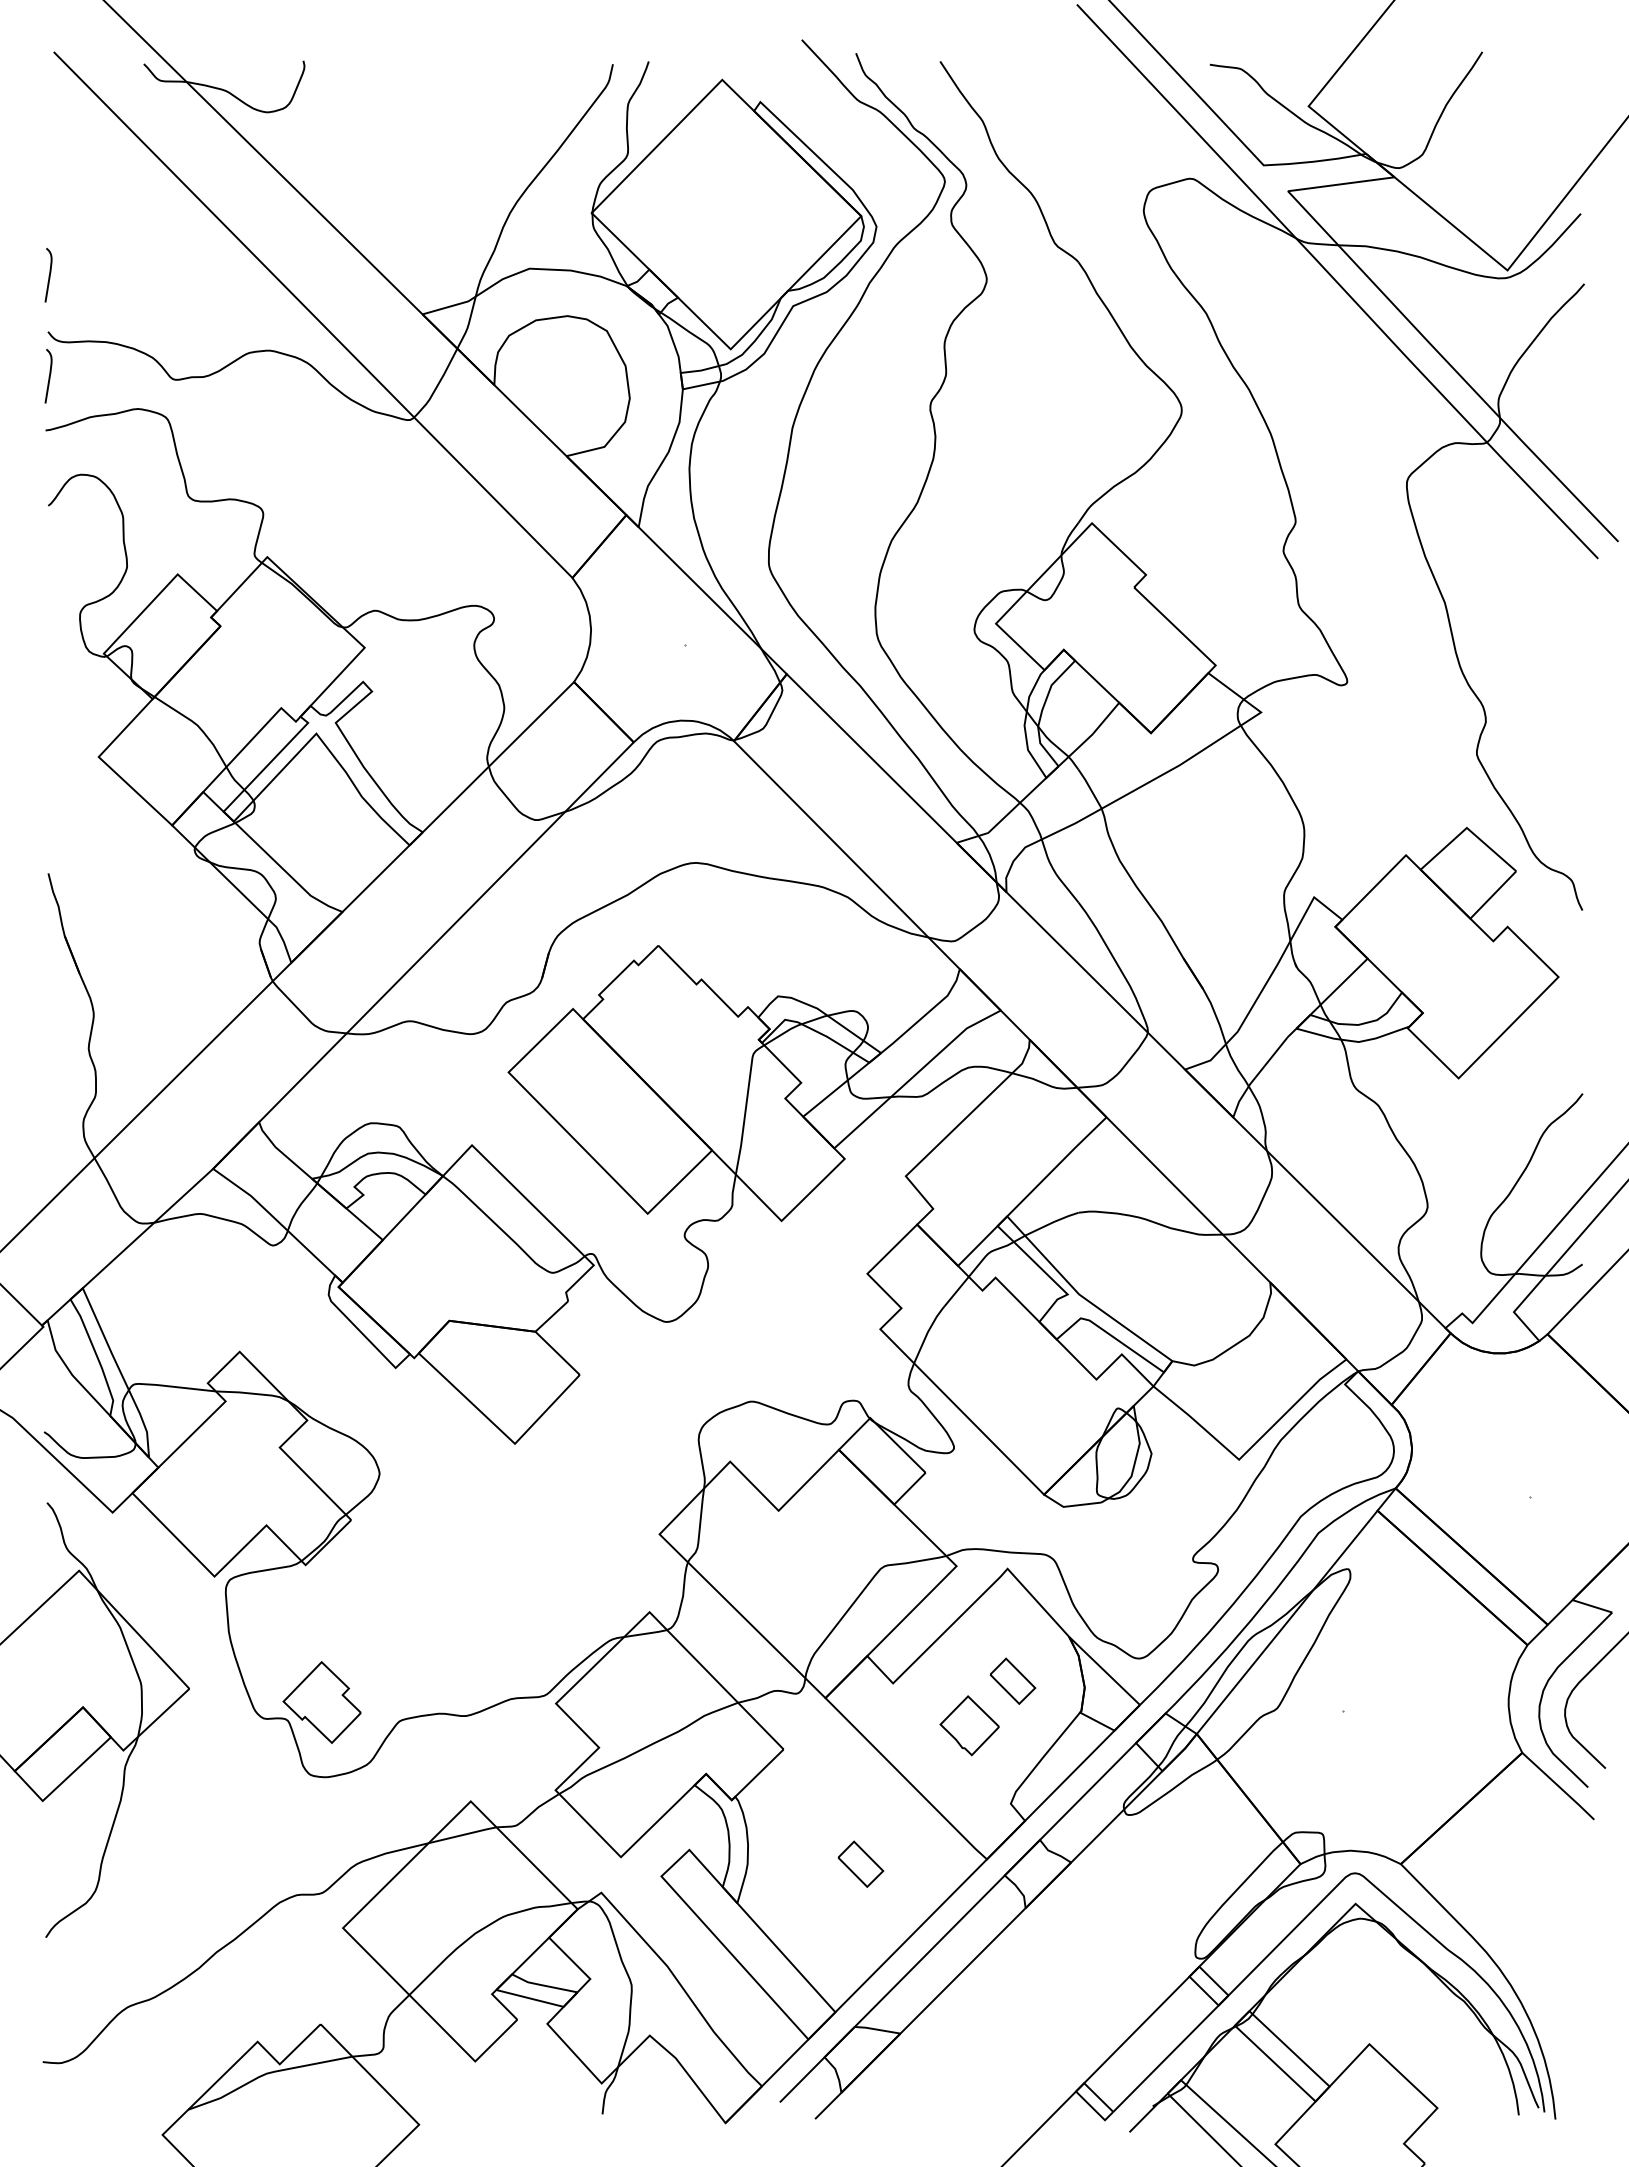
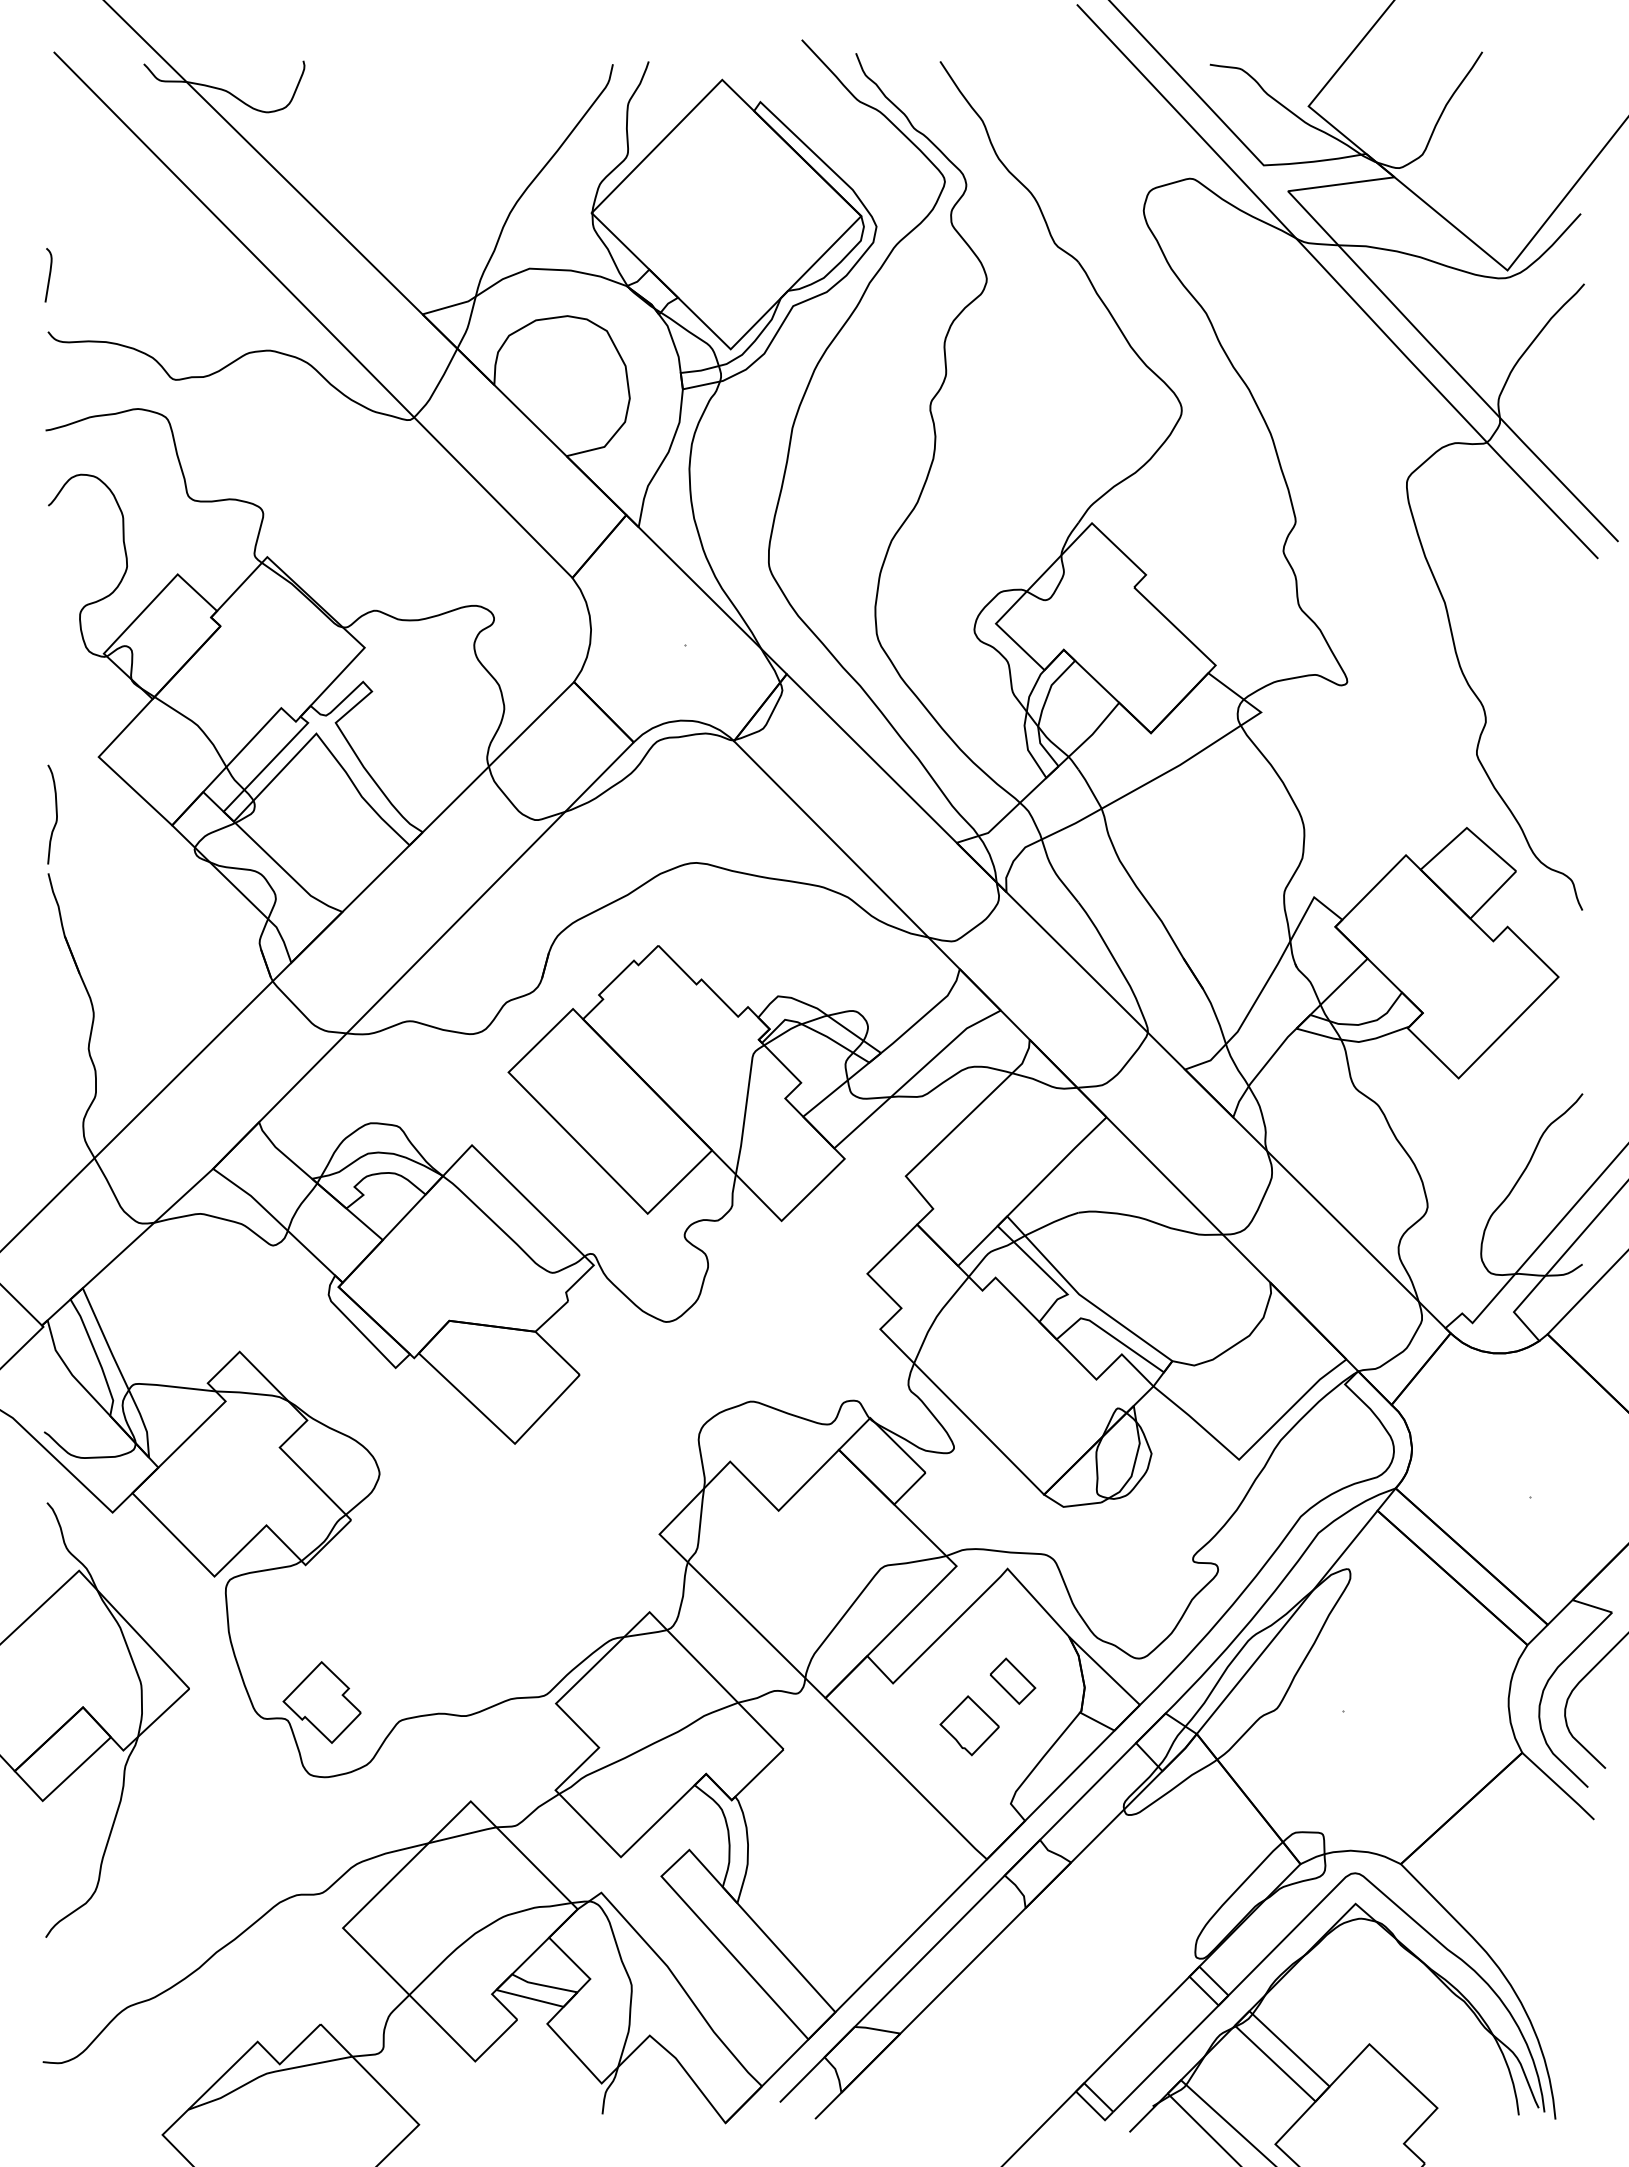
curve: present -> none (48, 376)
curve: none -> present (55, 812)
part: present -> none (860, 1863)
